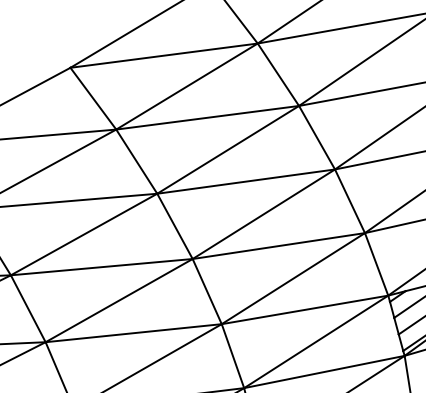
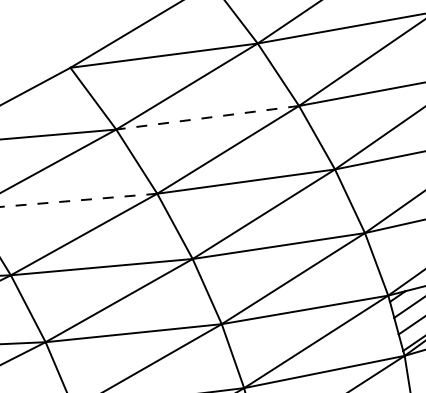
line: solid -> dashed (207, 117)
line: solid -> dashed (78, 200)
